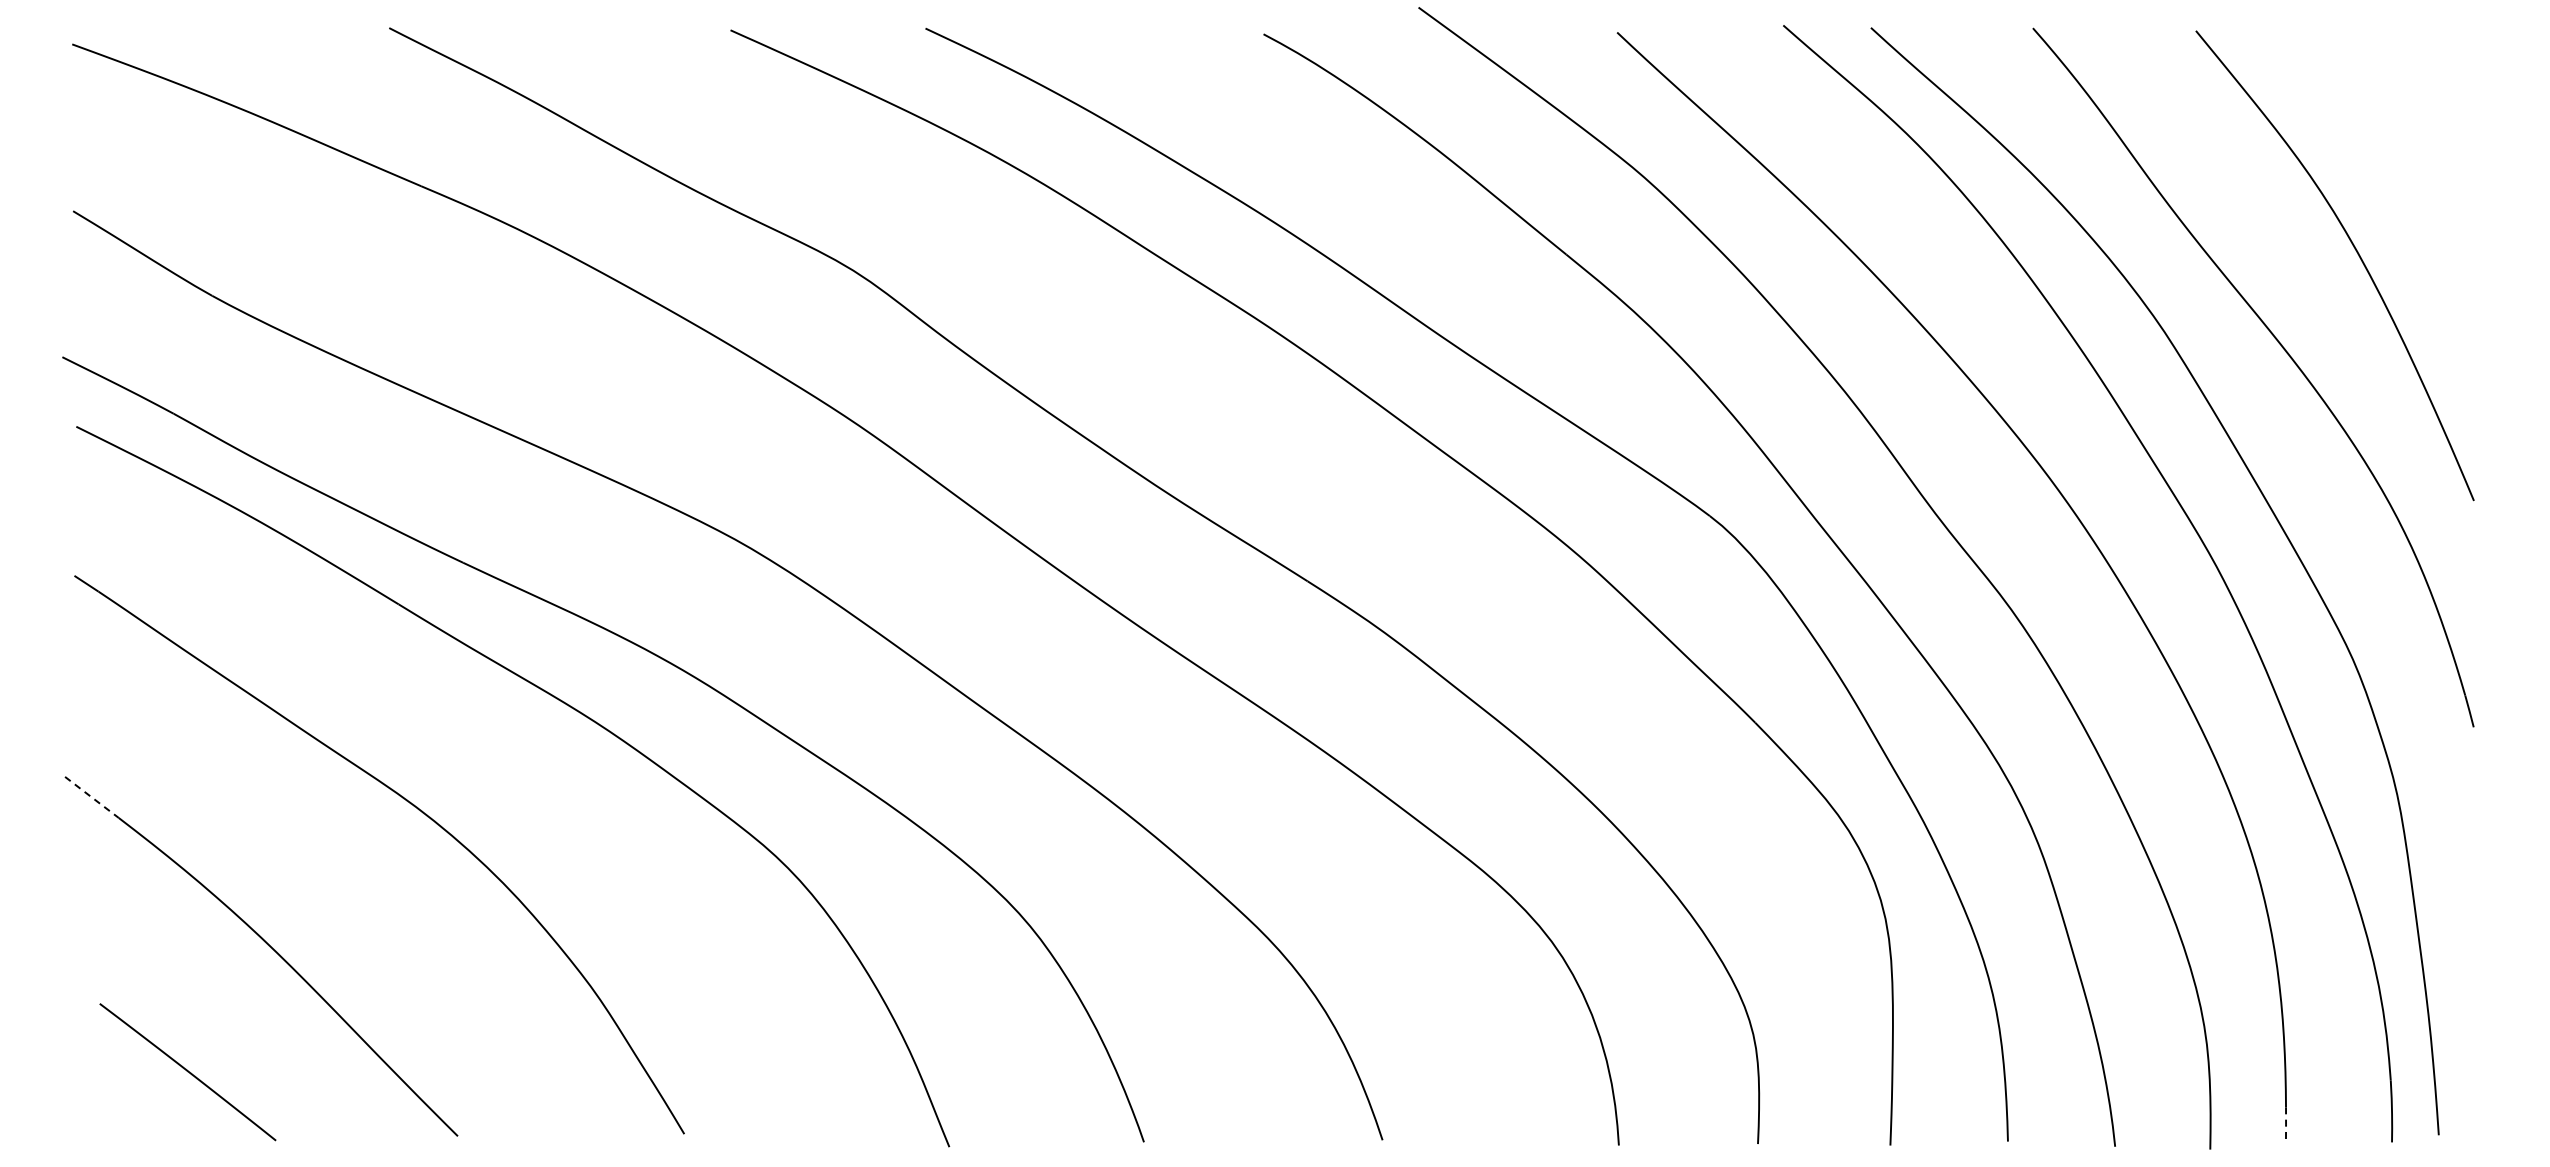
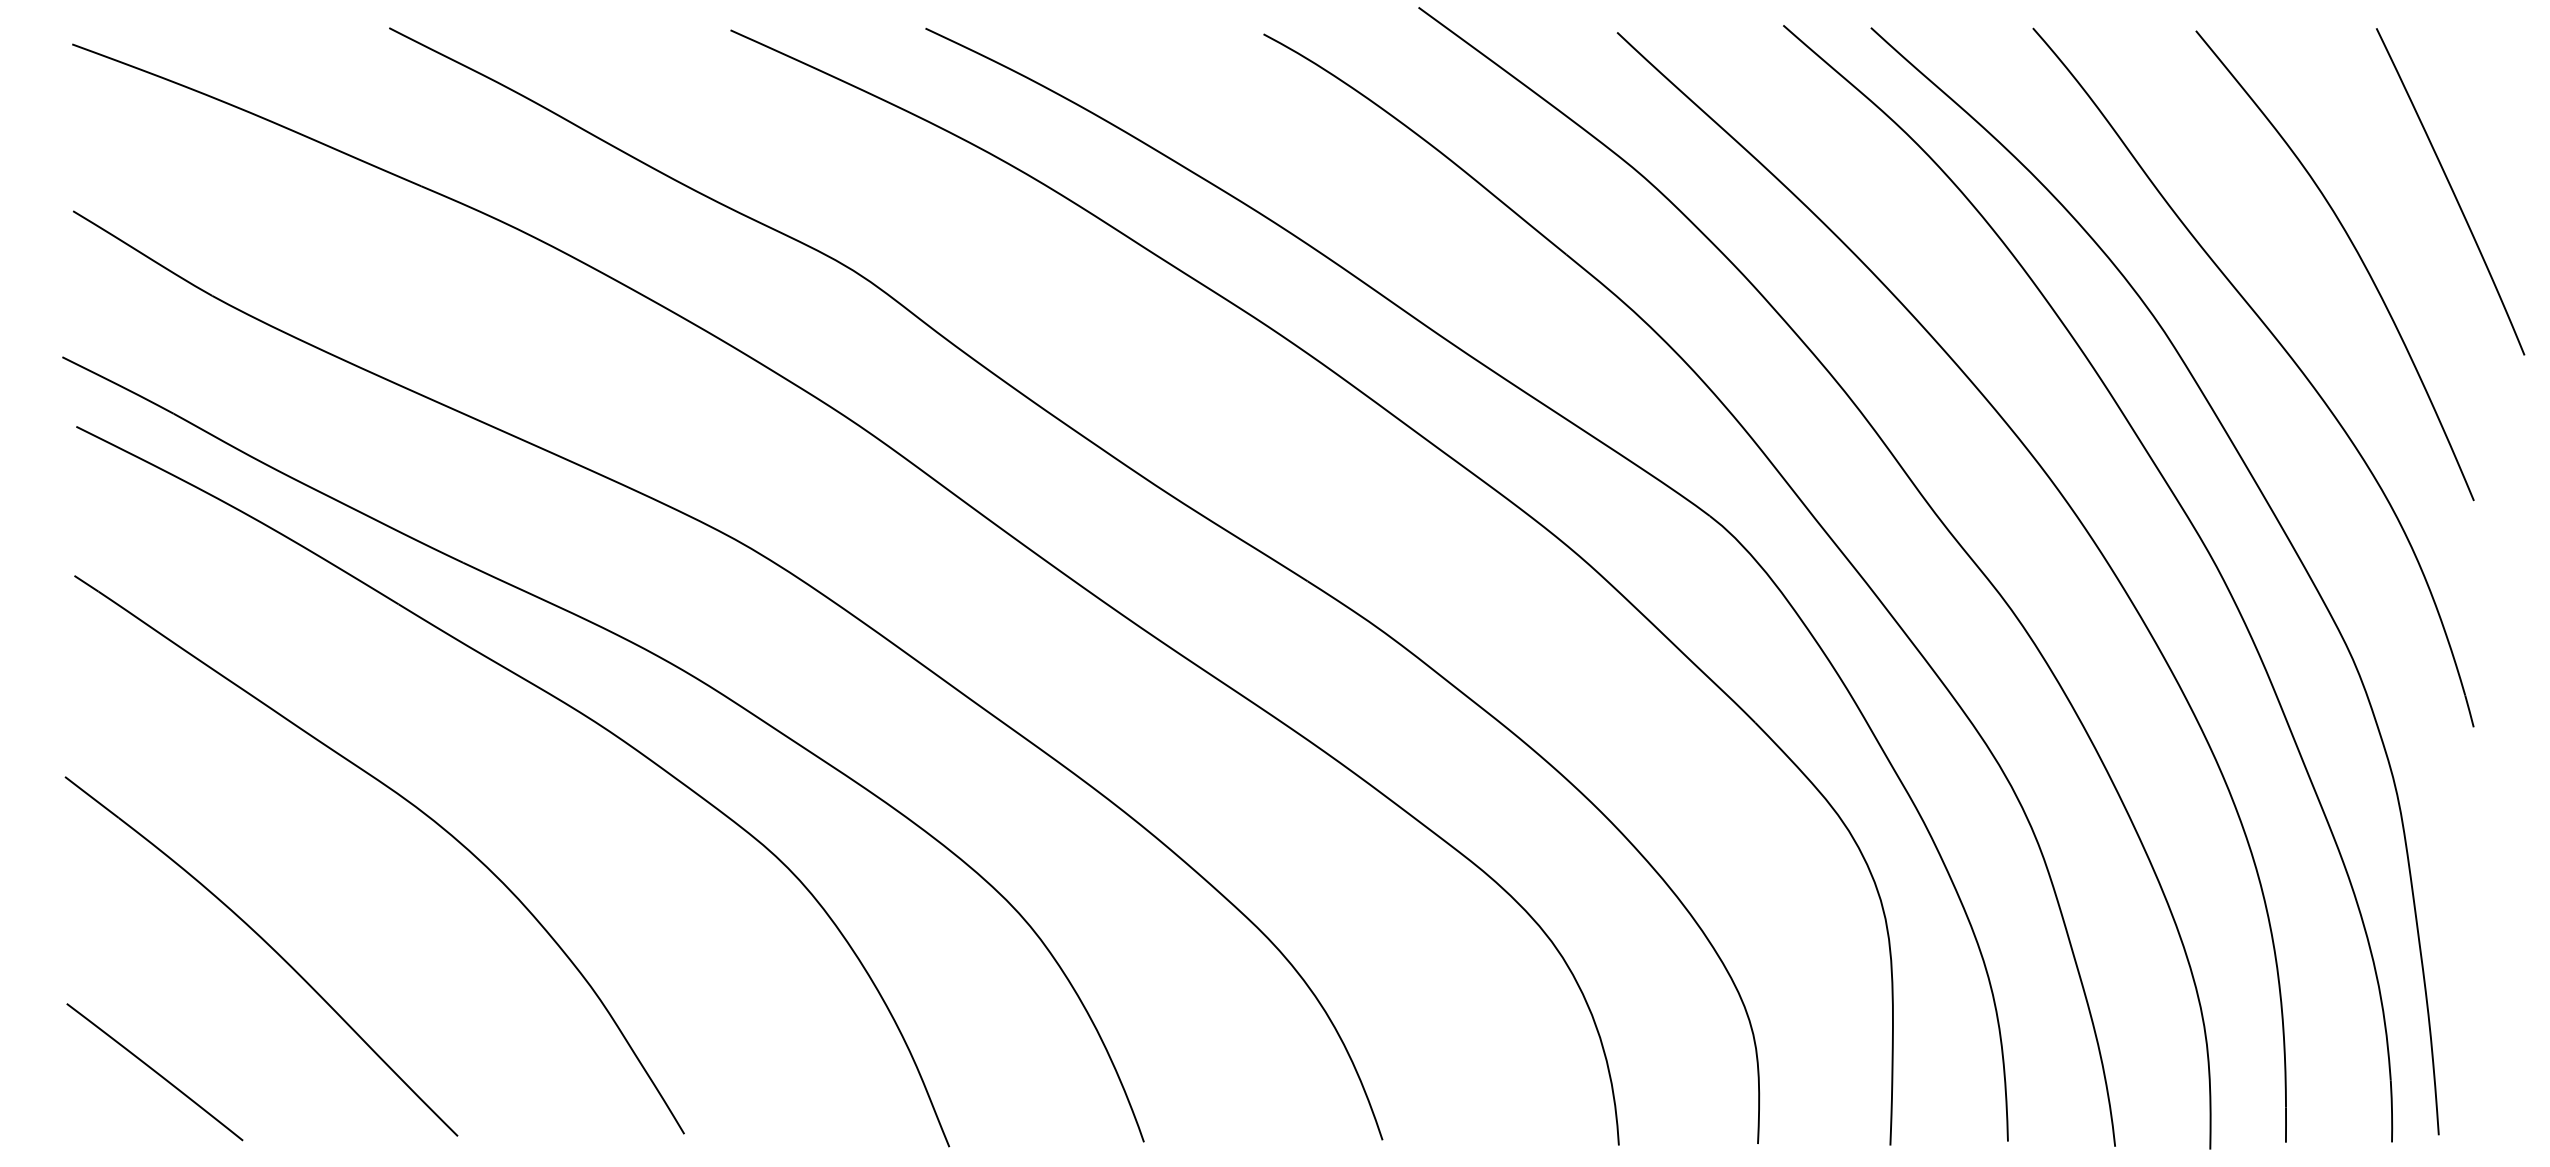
curve: none -> present (2451, 190)
line: dashed -> solid (91, 797)
line position: (187, 1072) -> (154, 1072) (154, 1072)
line: dashed -> solid (2286, 1124)
